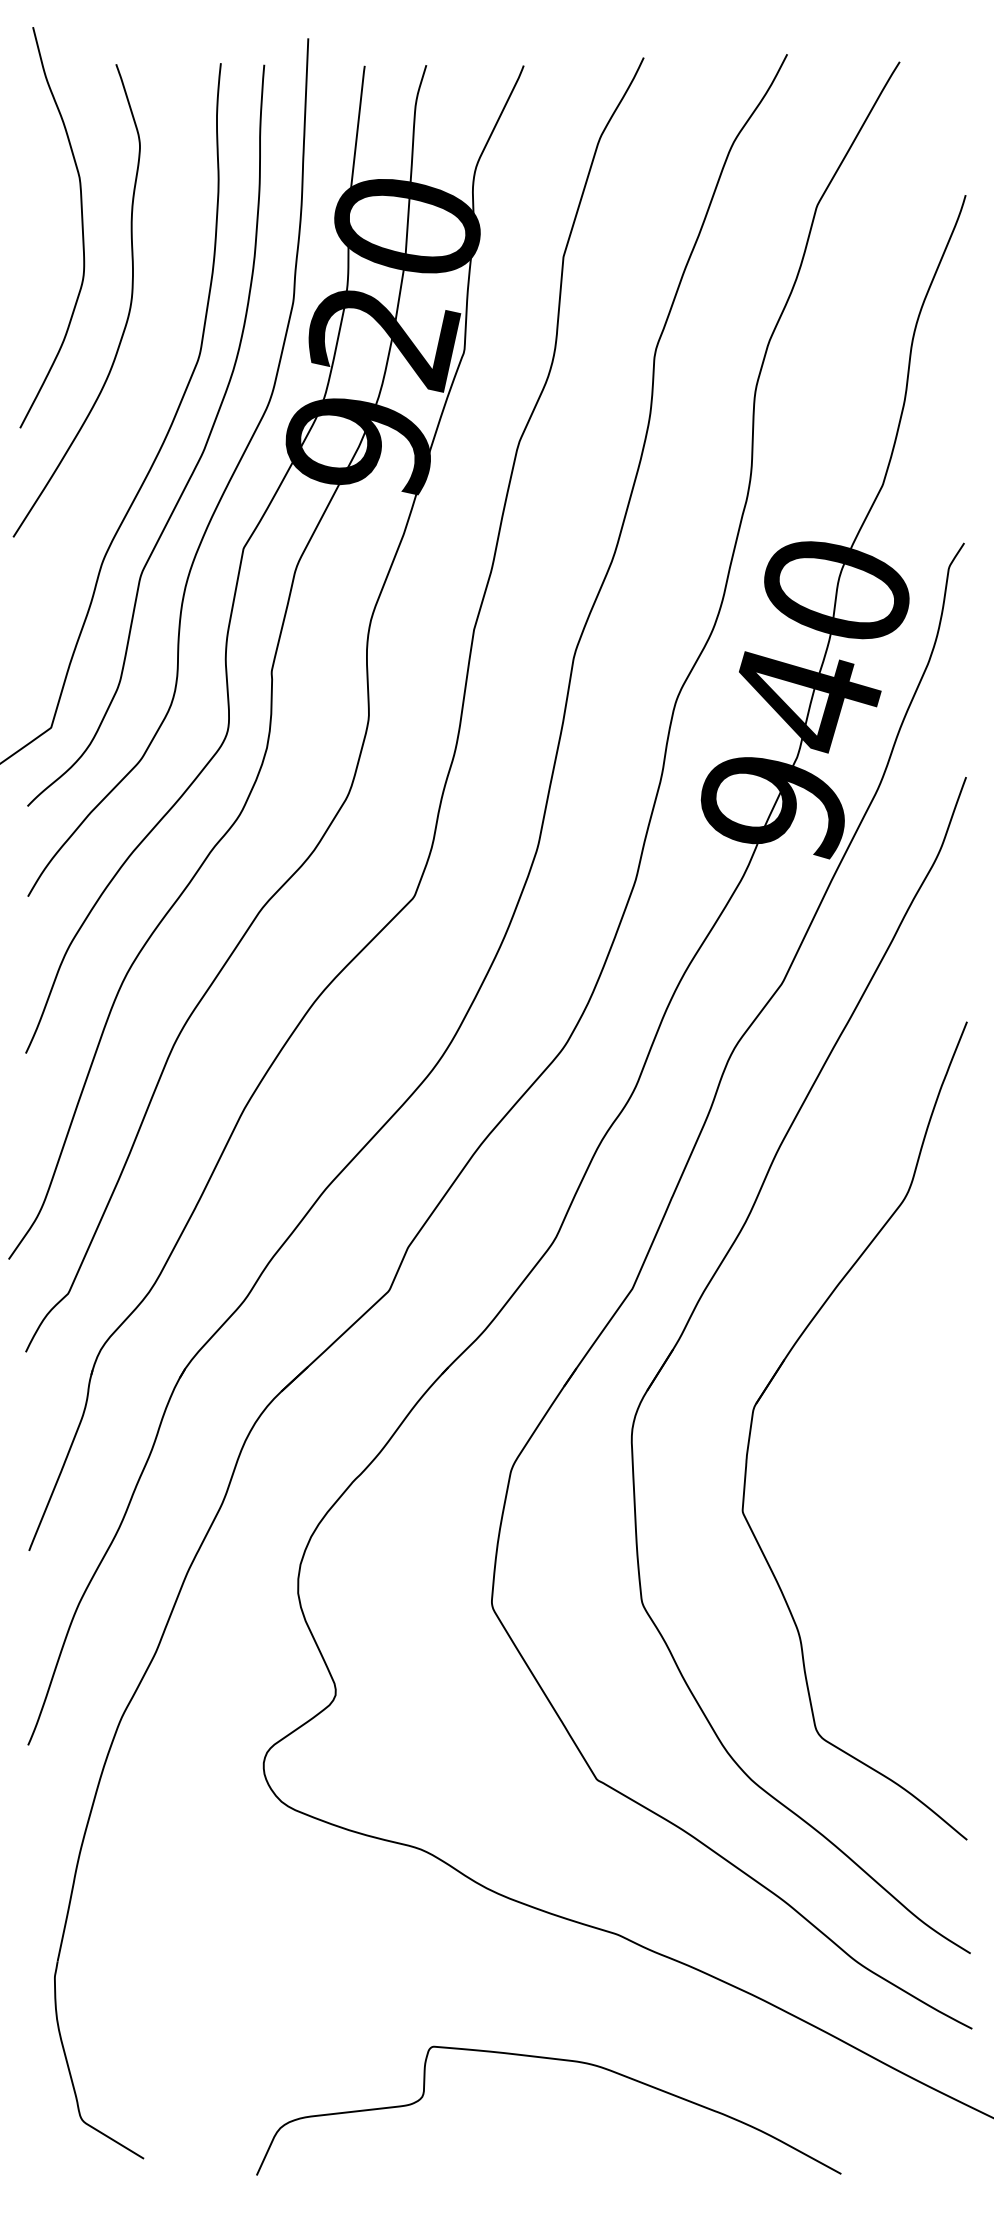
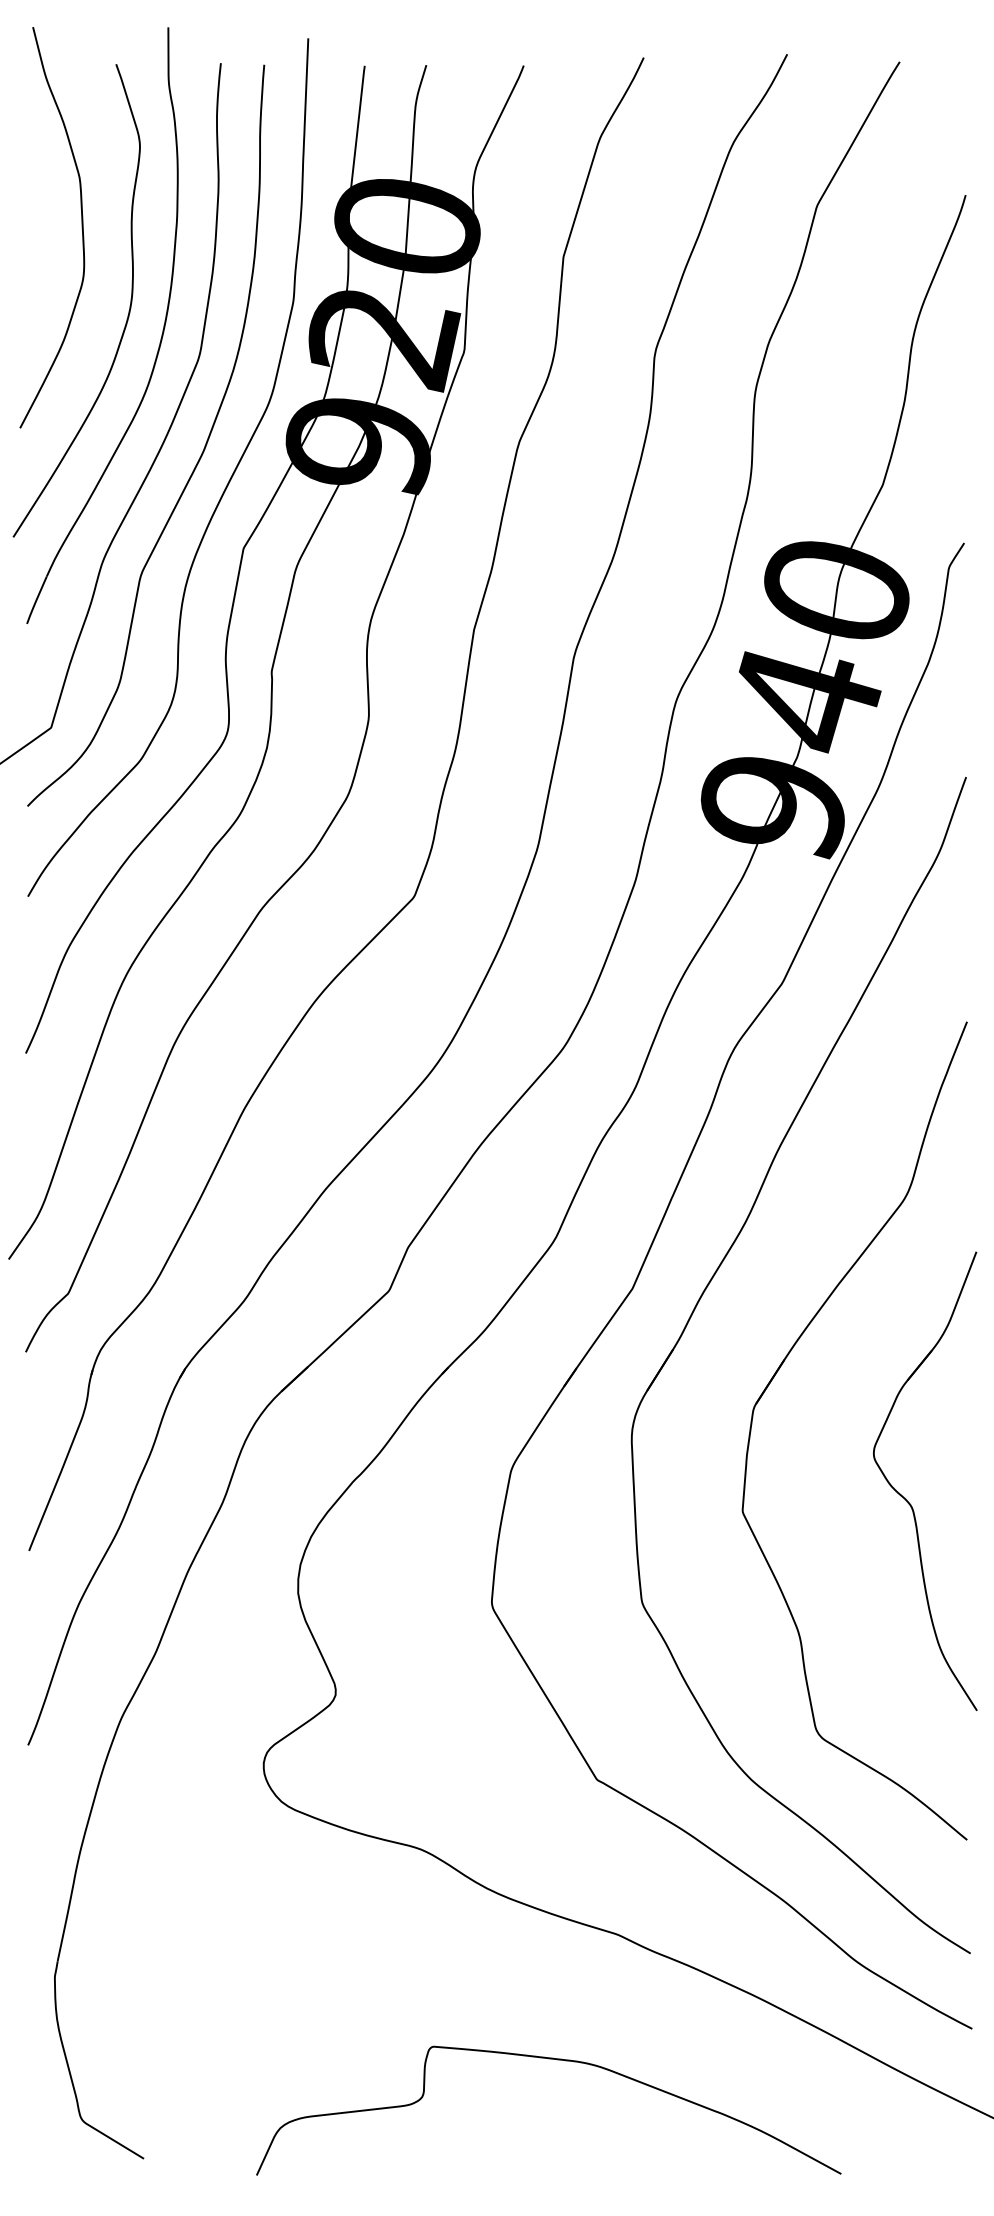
part: none -> present (160, 338)
part: none -> present (906, 1499)
